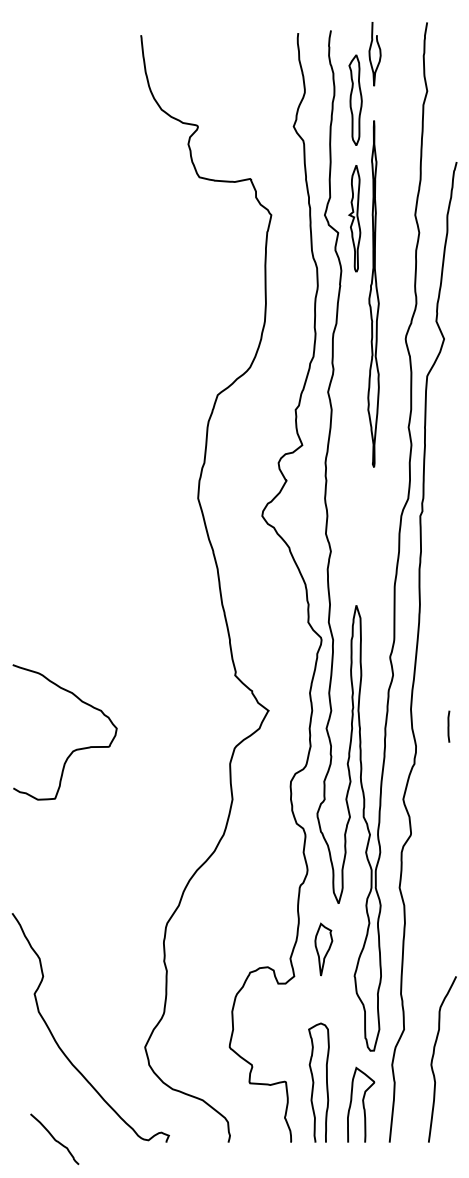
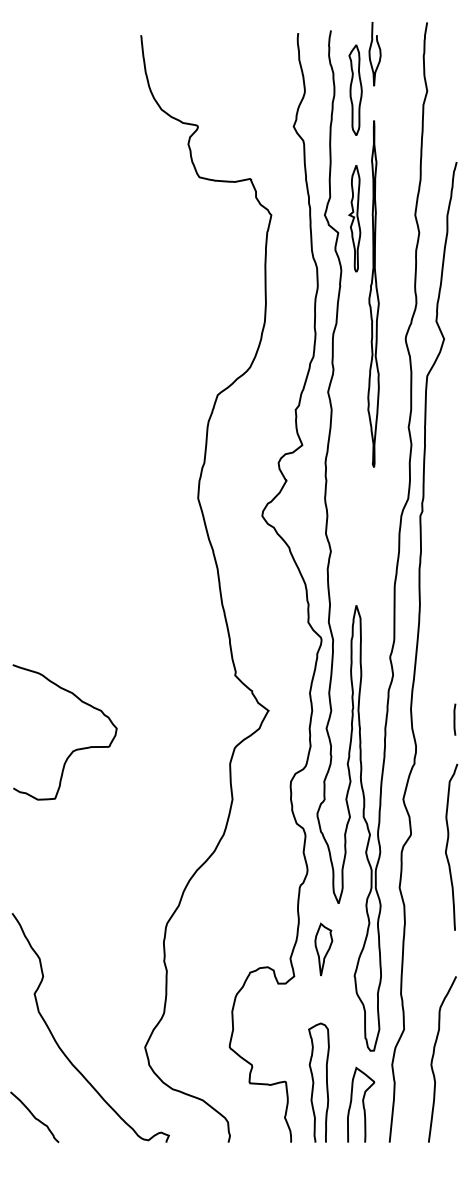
part position: (355, 99) -> (355, 89) (355, 89)
line position: (448, 726) -> (454, 719) (454, 719)
curve: none -> present (447, 846)
curve position: (54, 1139) -> (34, 1117) (34, 1117)
